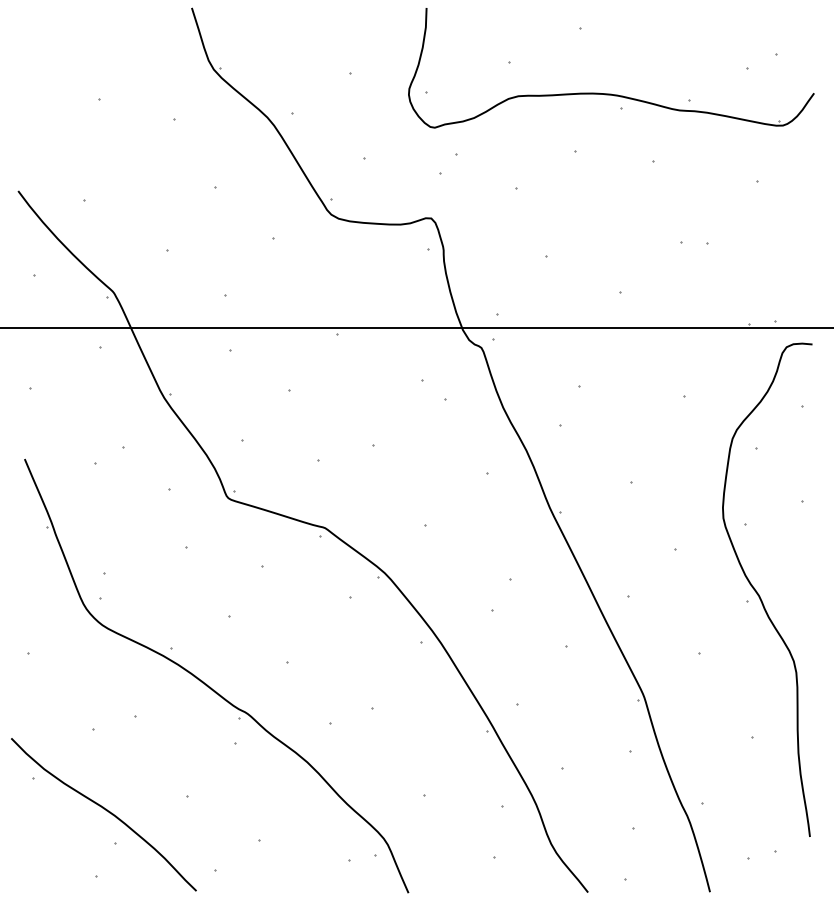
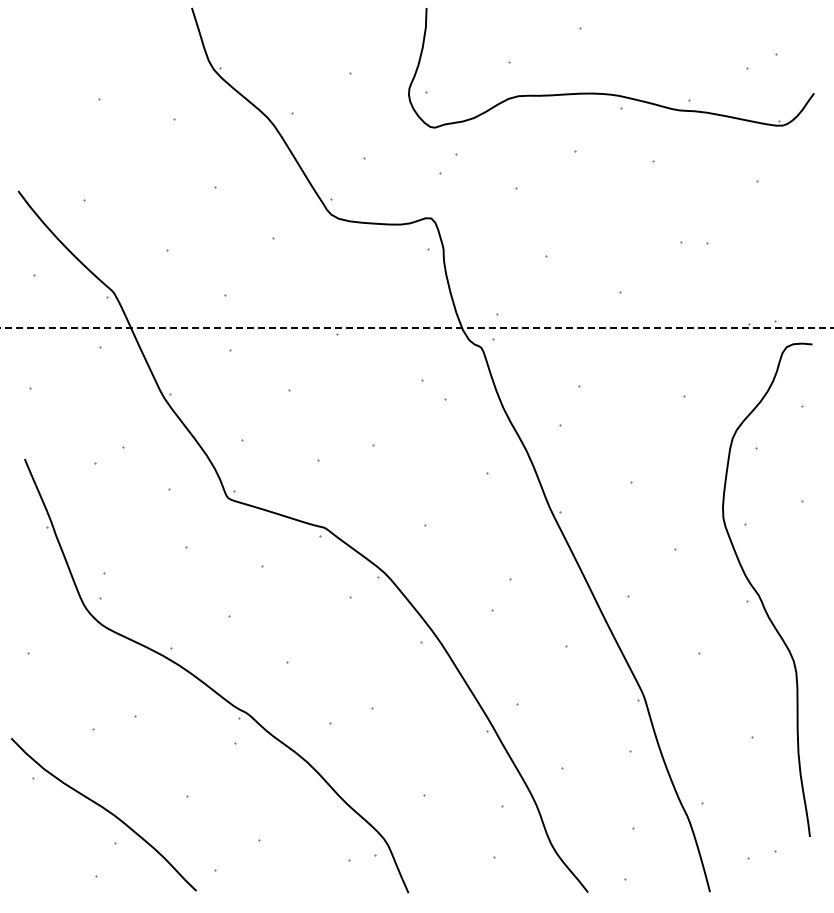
line: solid -> dashed (417, 327)
